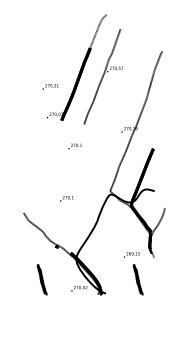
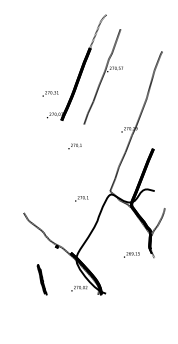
text position: (50, 86) -> (50, 93) (50, 93)
text position: (66, 198) -> (81, 198) (81, 198)
curve: present -> none (137, 279)
